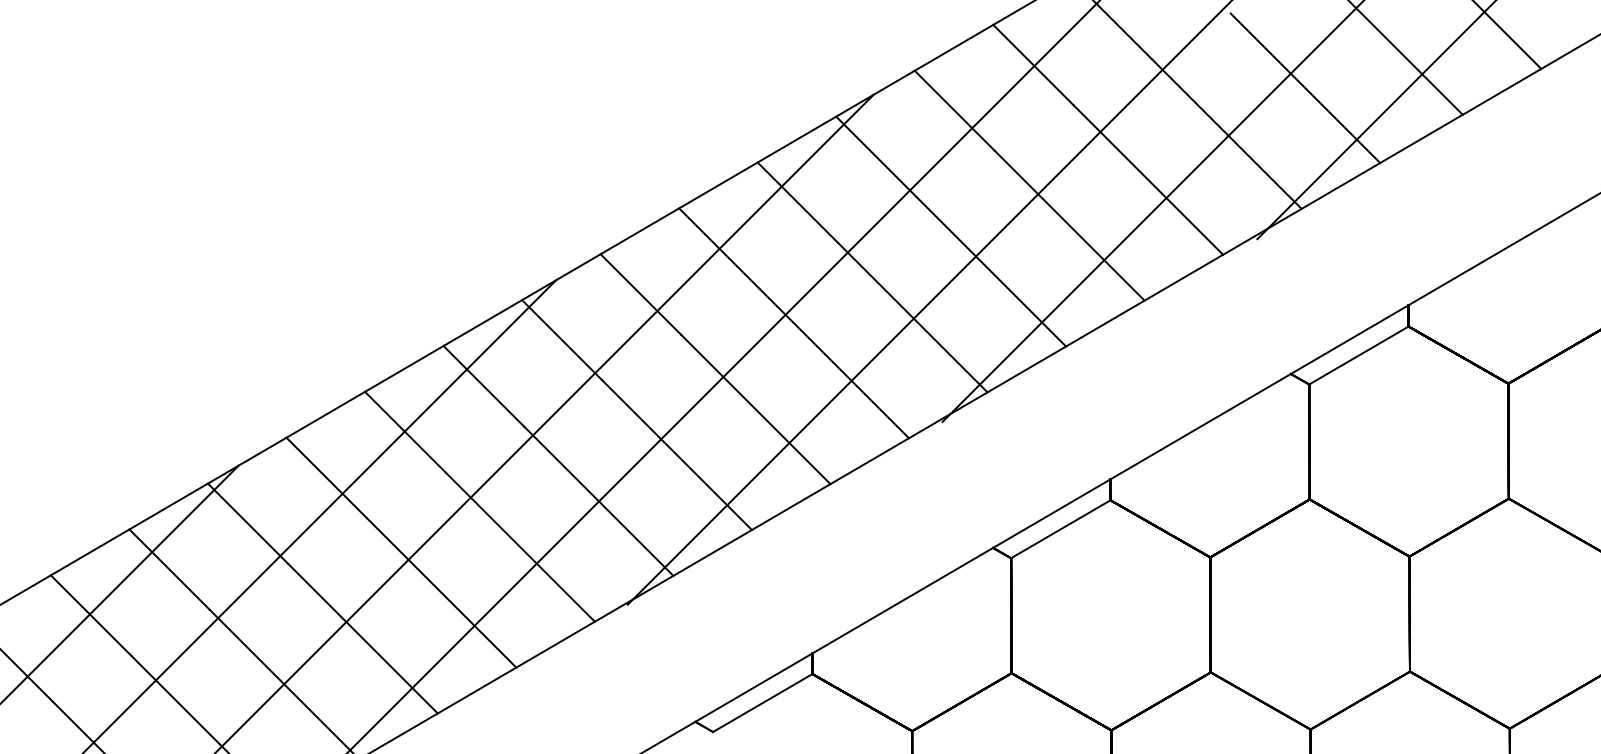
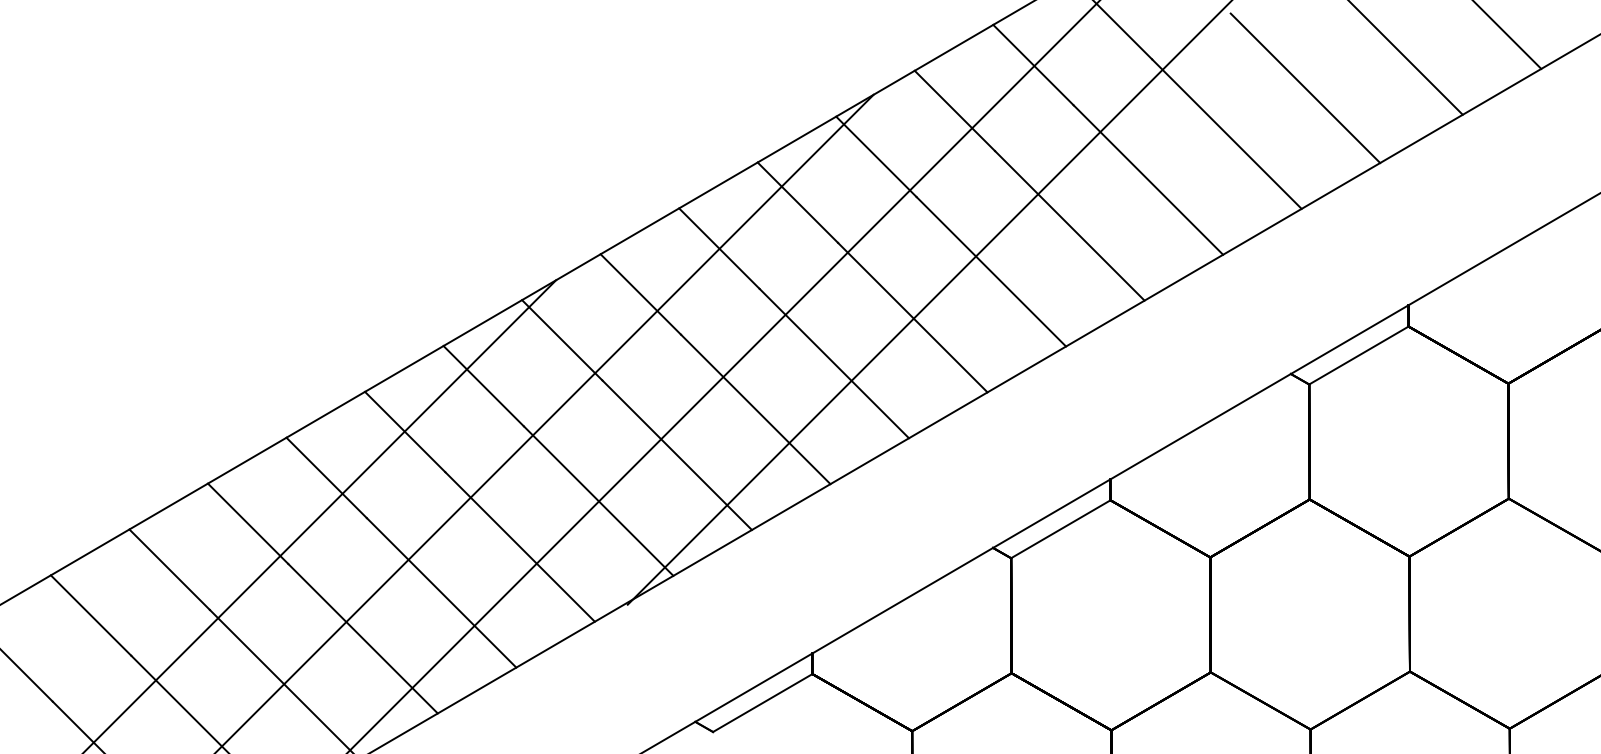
line: present -> none (1375, 120)
line: present -> none (1151, 211)
line: present -> none (120, 583)
